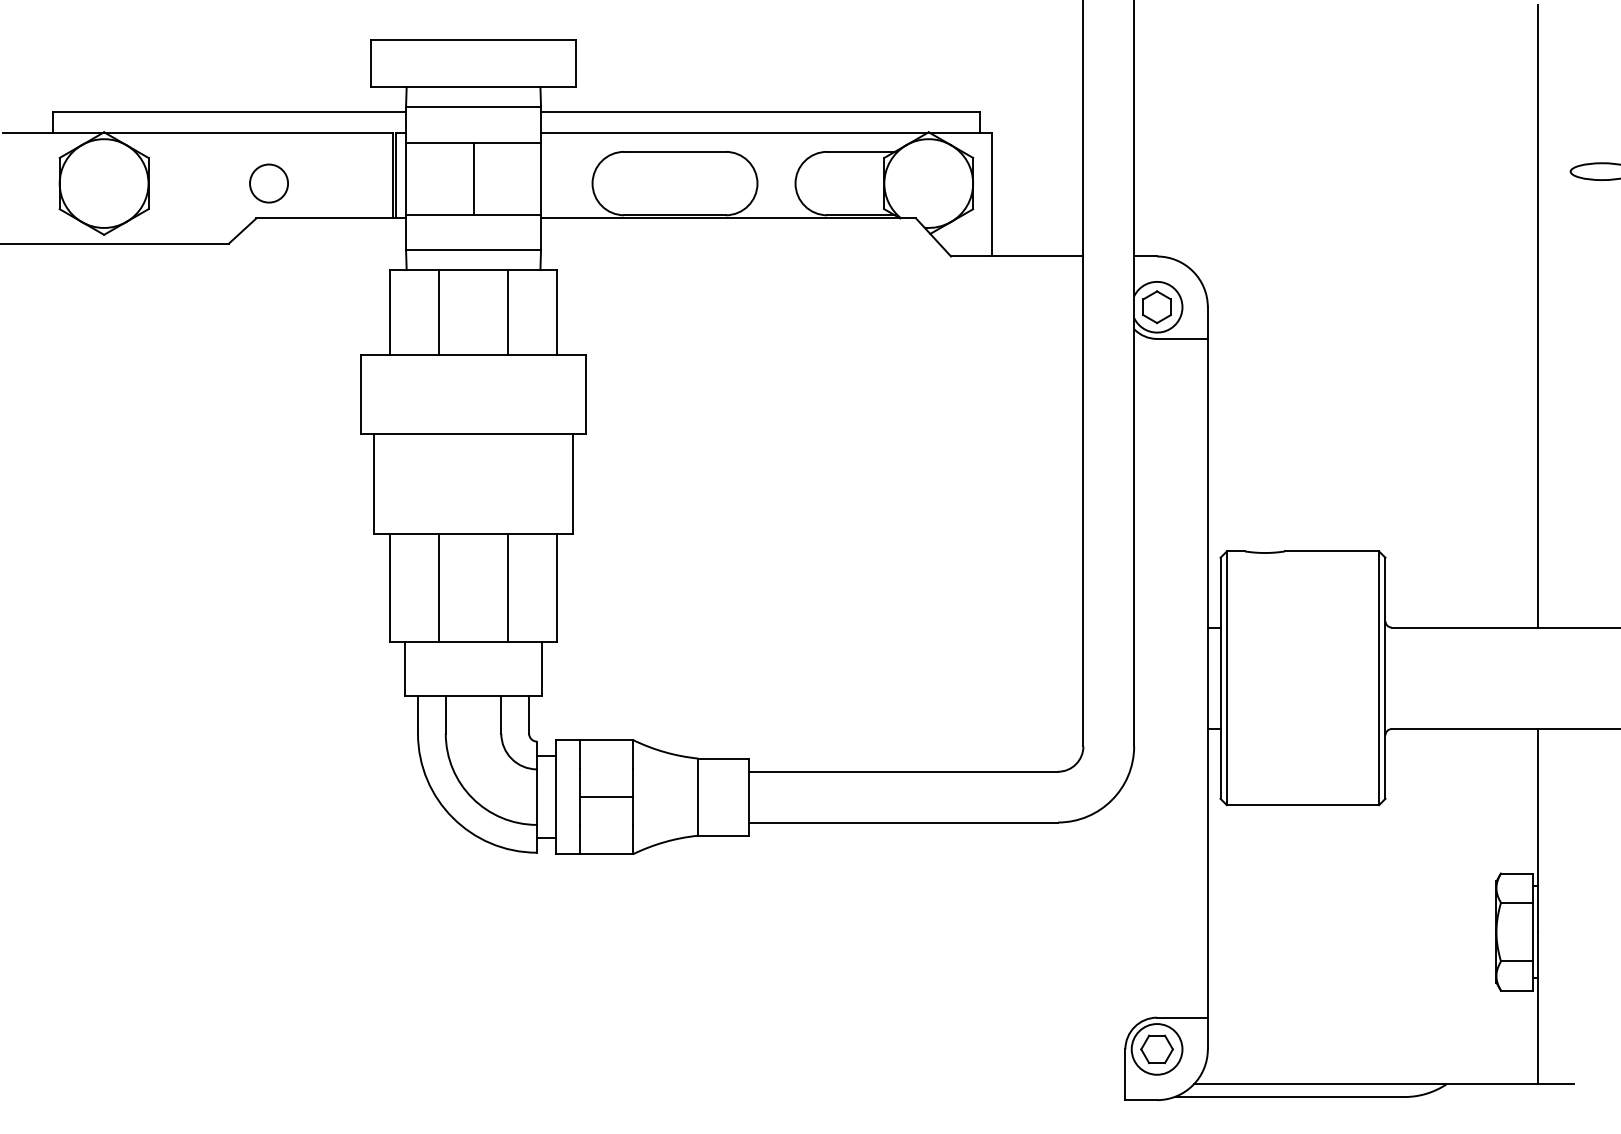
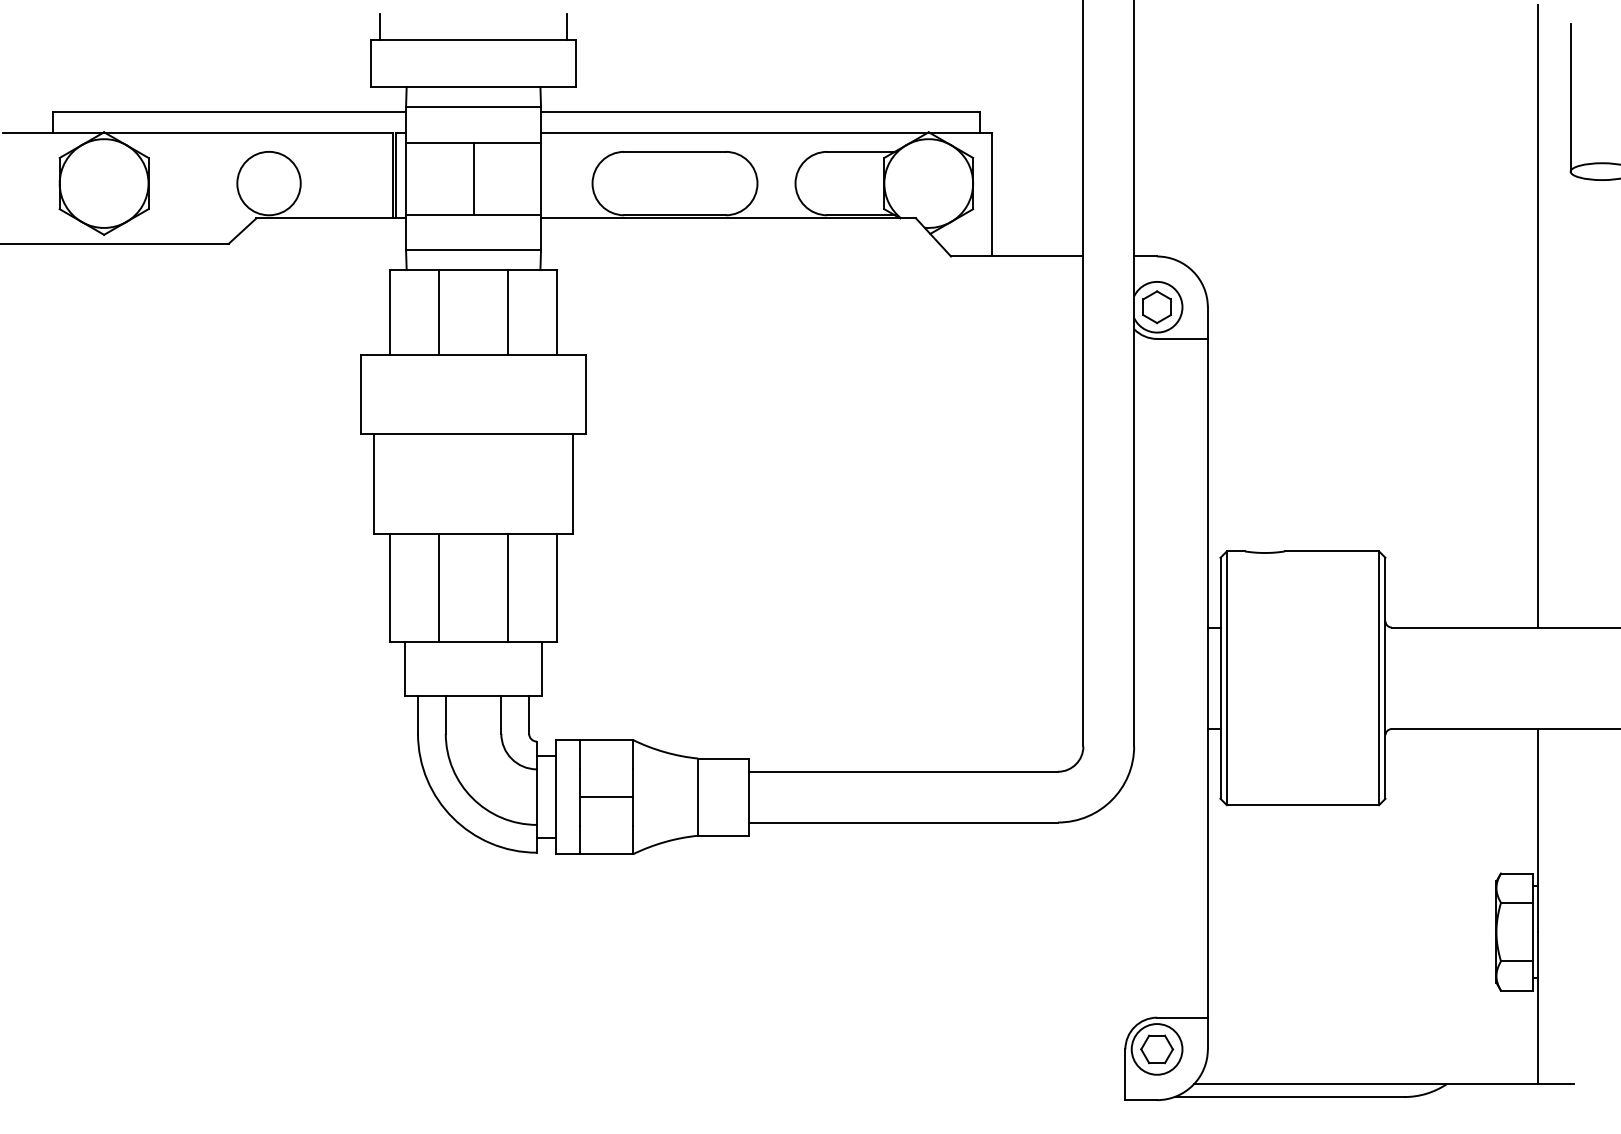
line: none -> present (380, 26)
line: none -> present (566, 26)
line: none -> present (1570, 97)
circle diameter: 38 px -> 63 px (268, 183)
